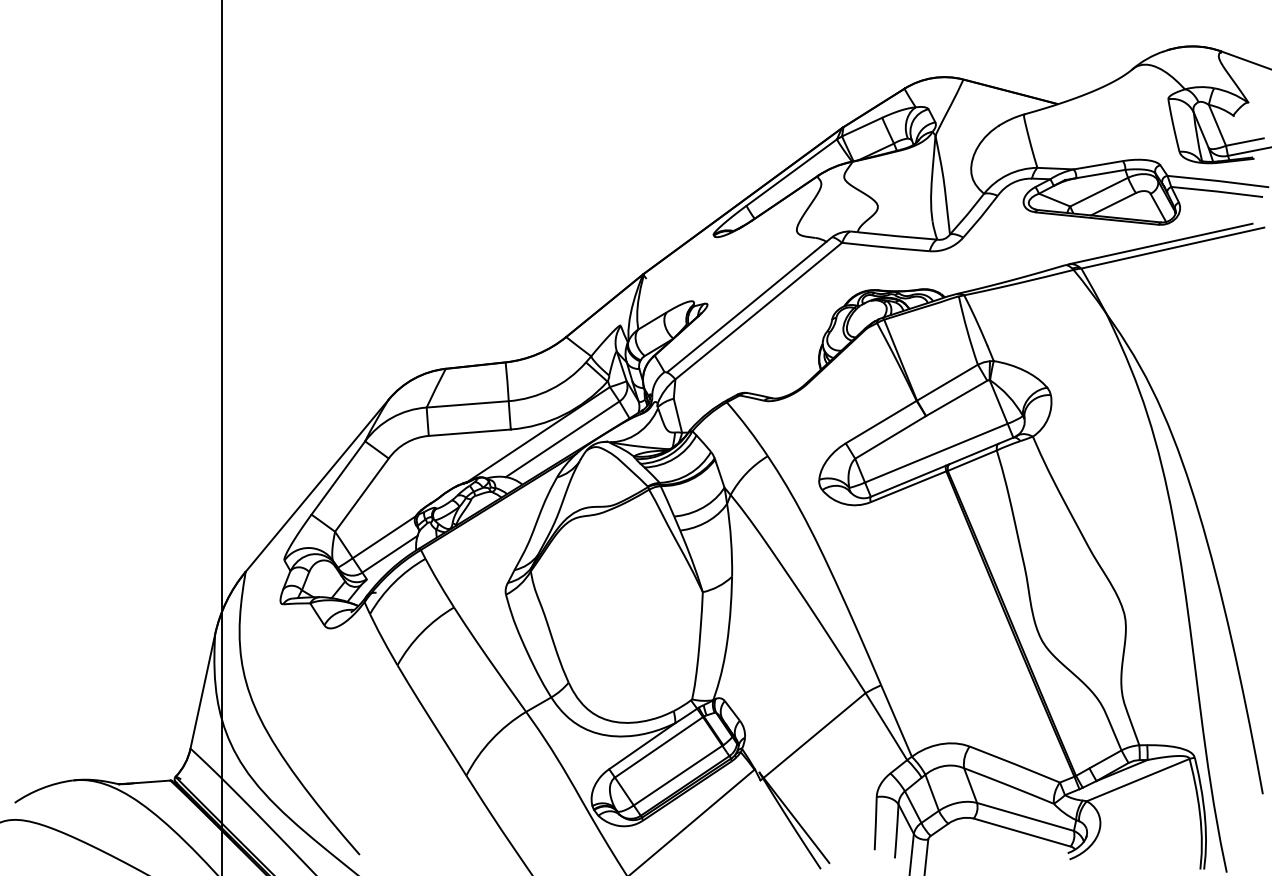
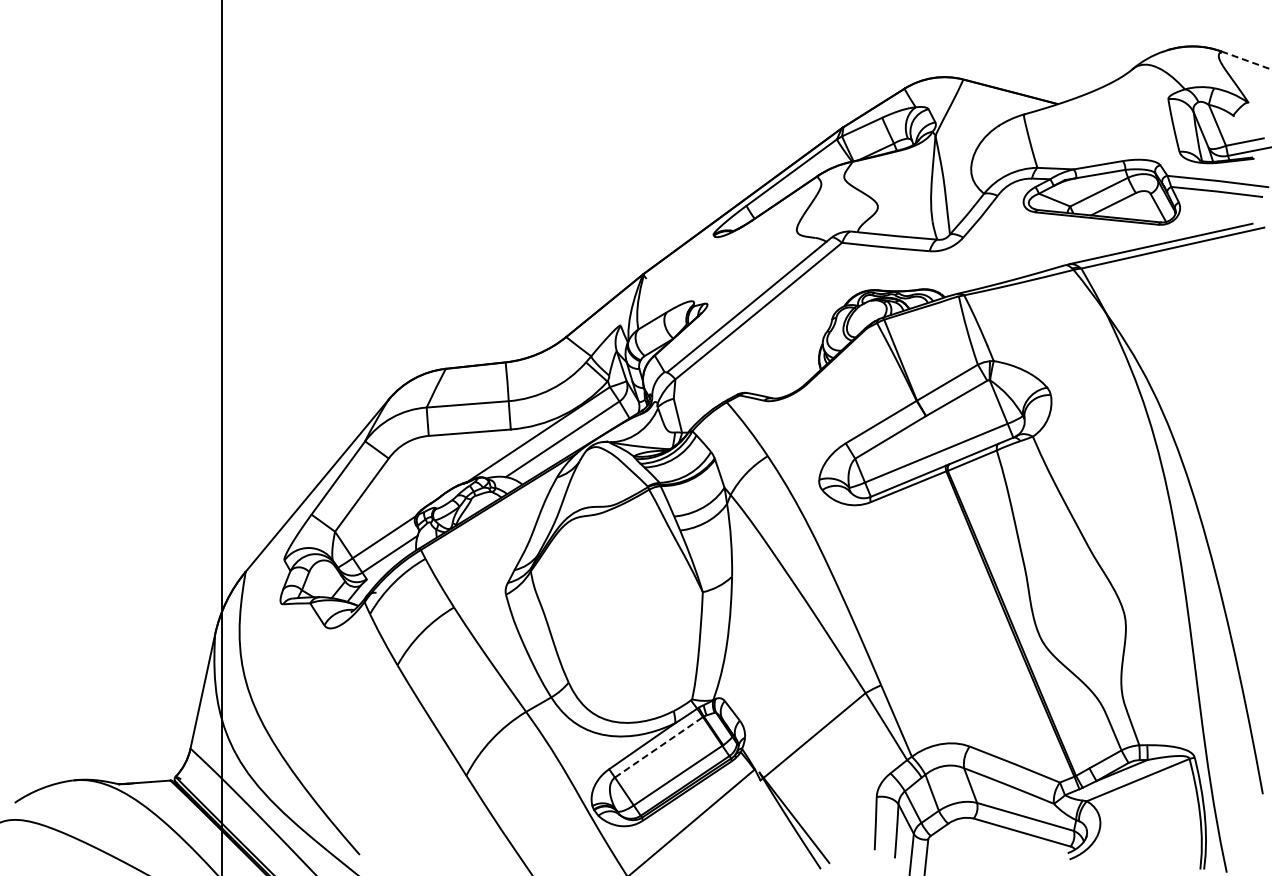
line: solid -> dashed (1246, 60)
line: solid -> dashed (659, 747)
